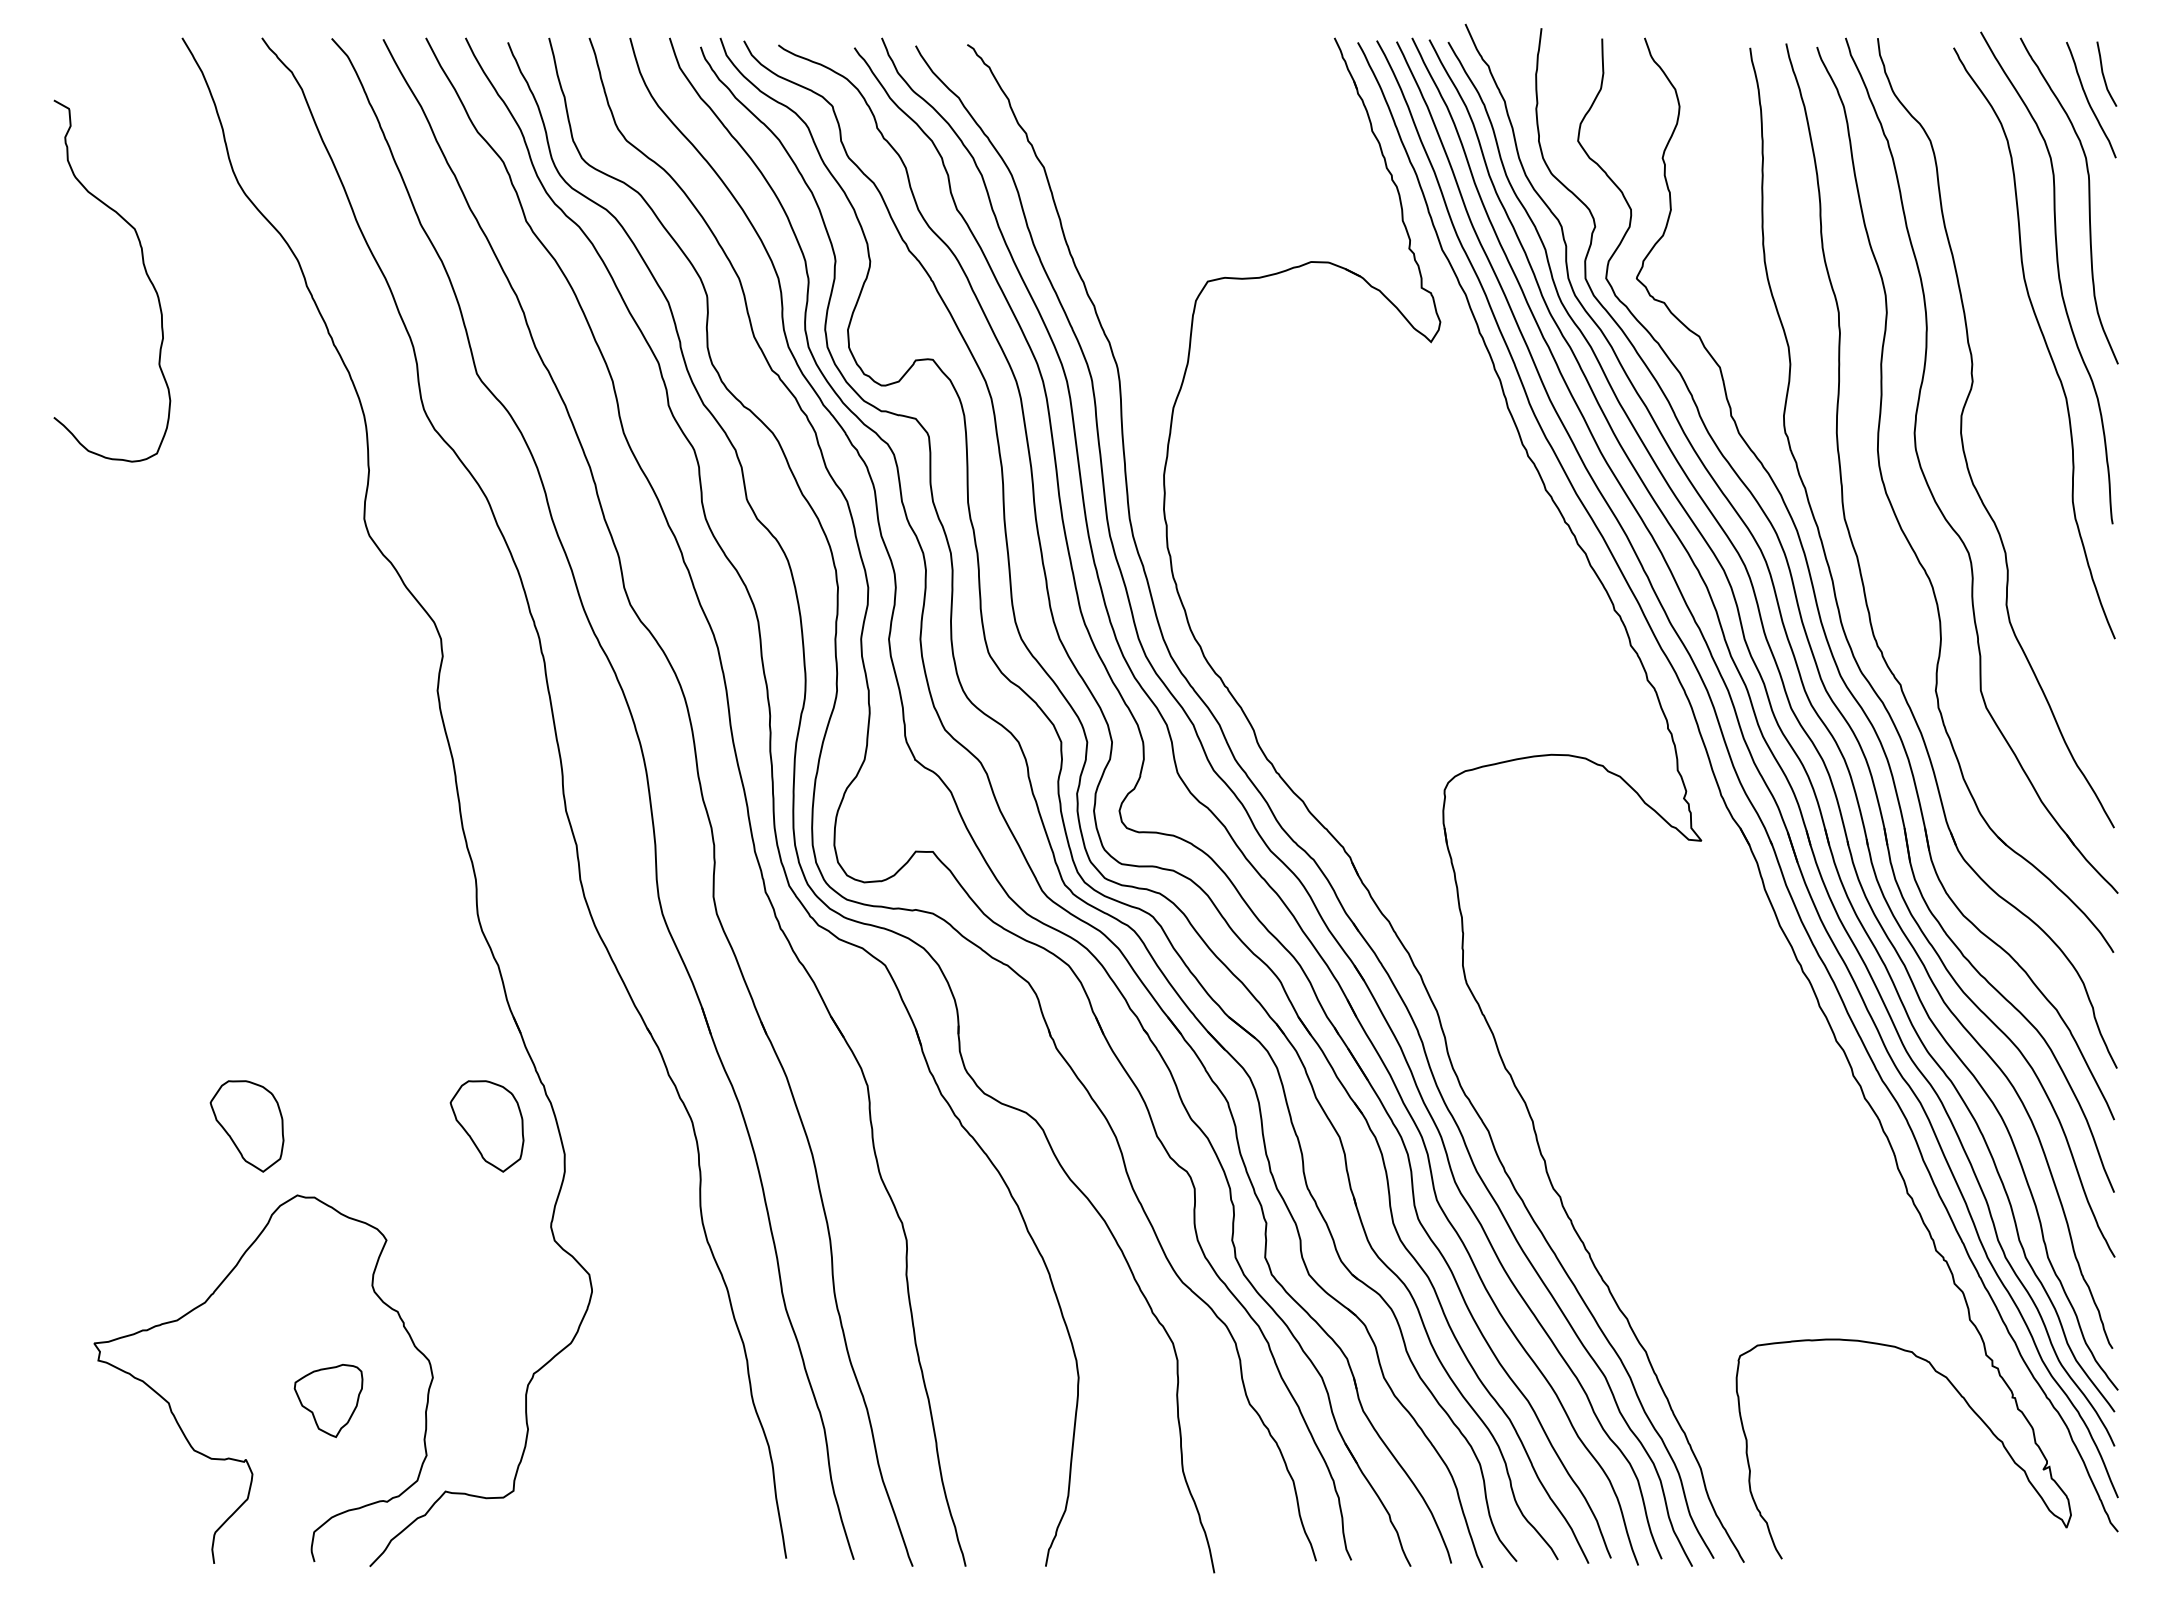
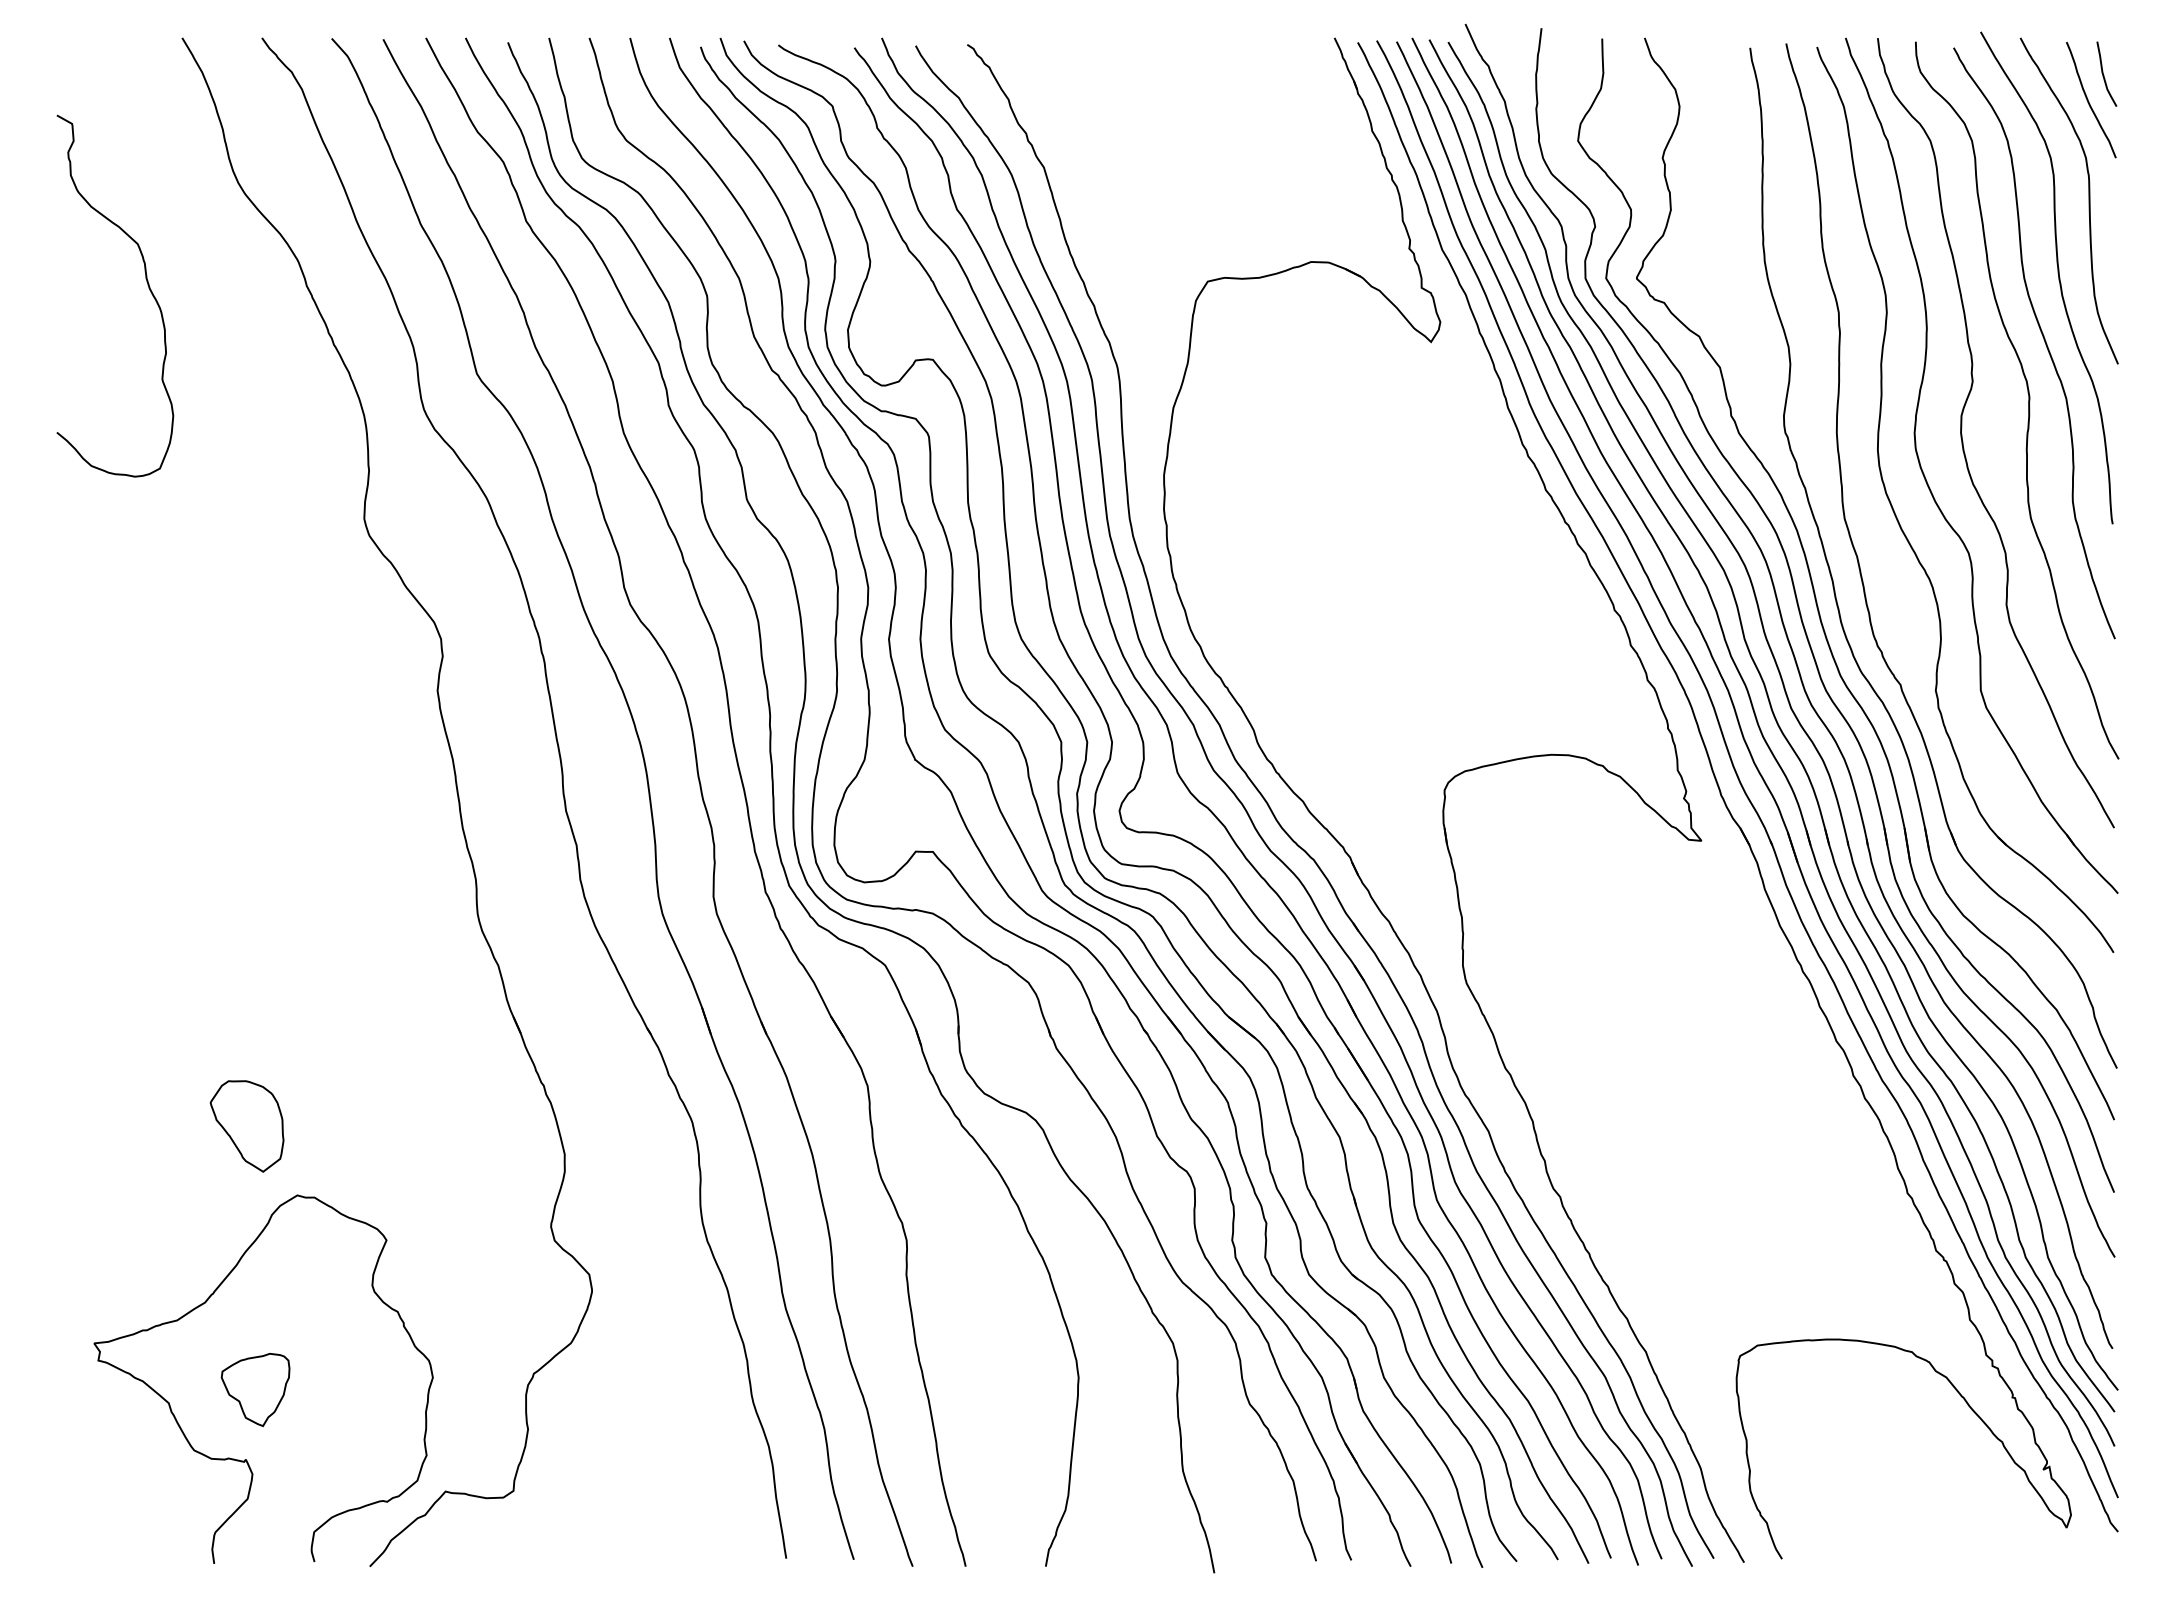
curve position: (144, 270) -> (147, 285) (147, 285)
curve: none -> present (2028, 400)
part: present -> none (486, 1126)
part position: (328, 1401) -> (255, 1390) (255, 1390)
